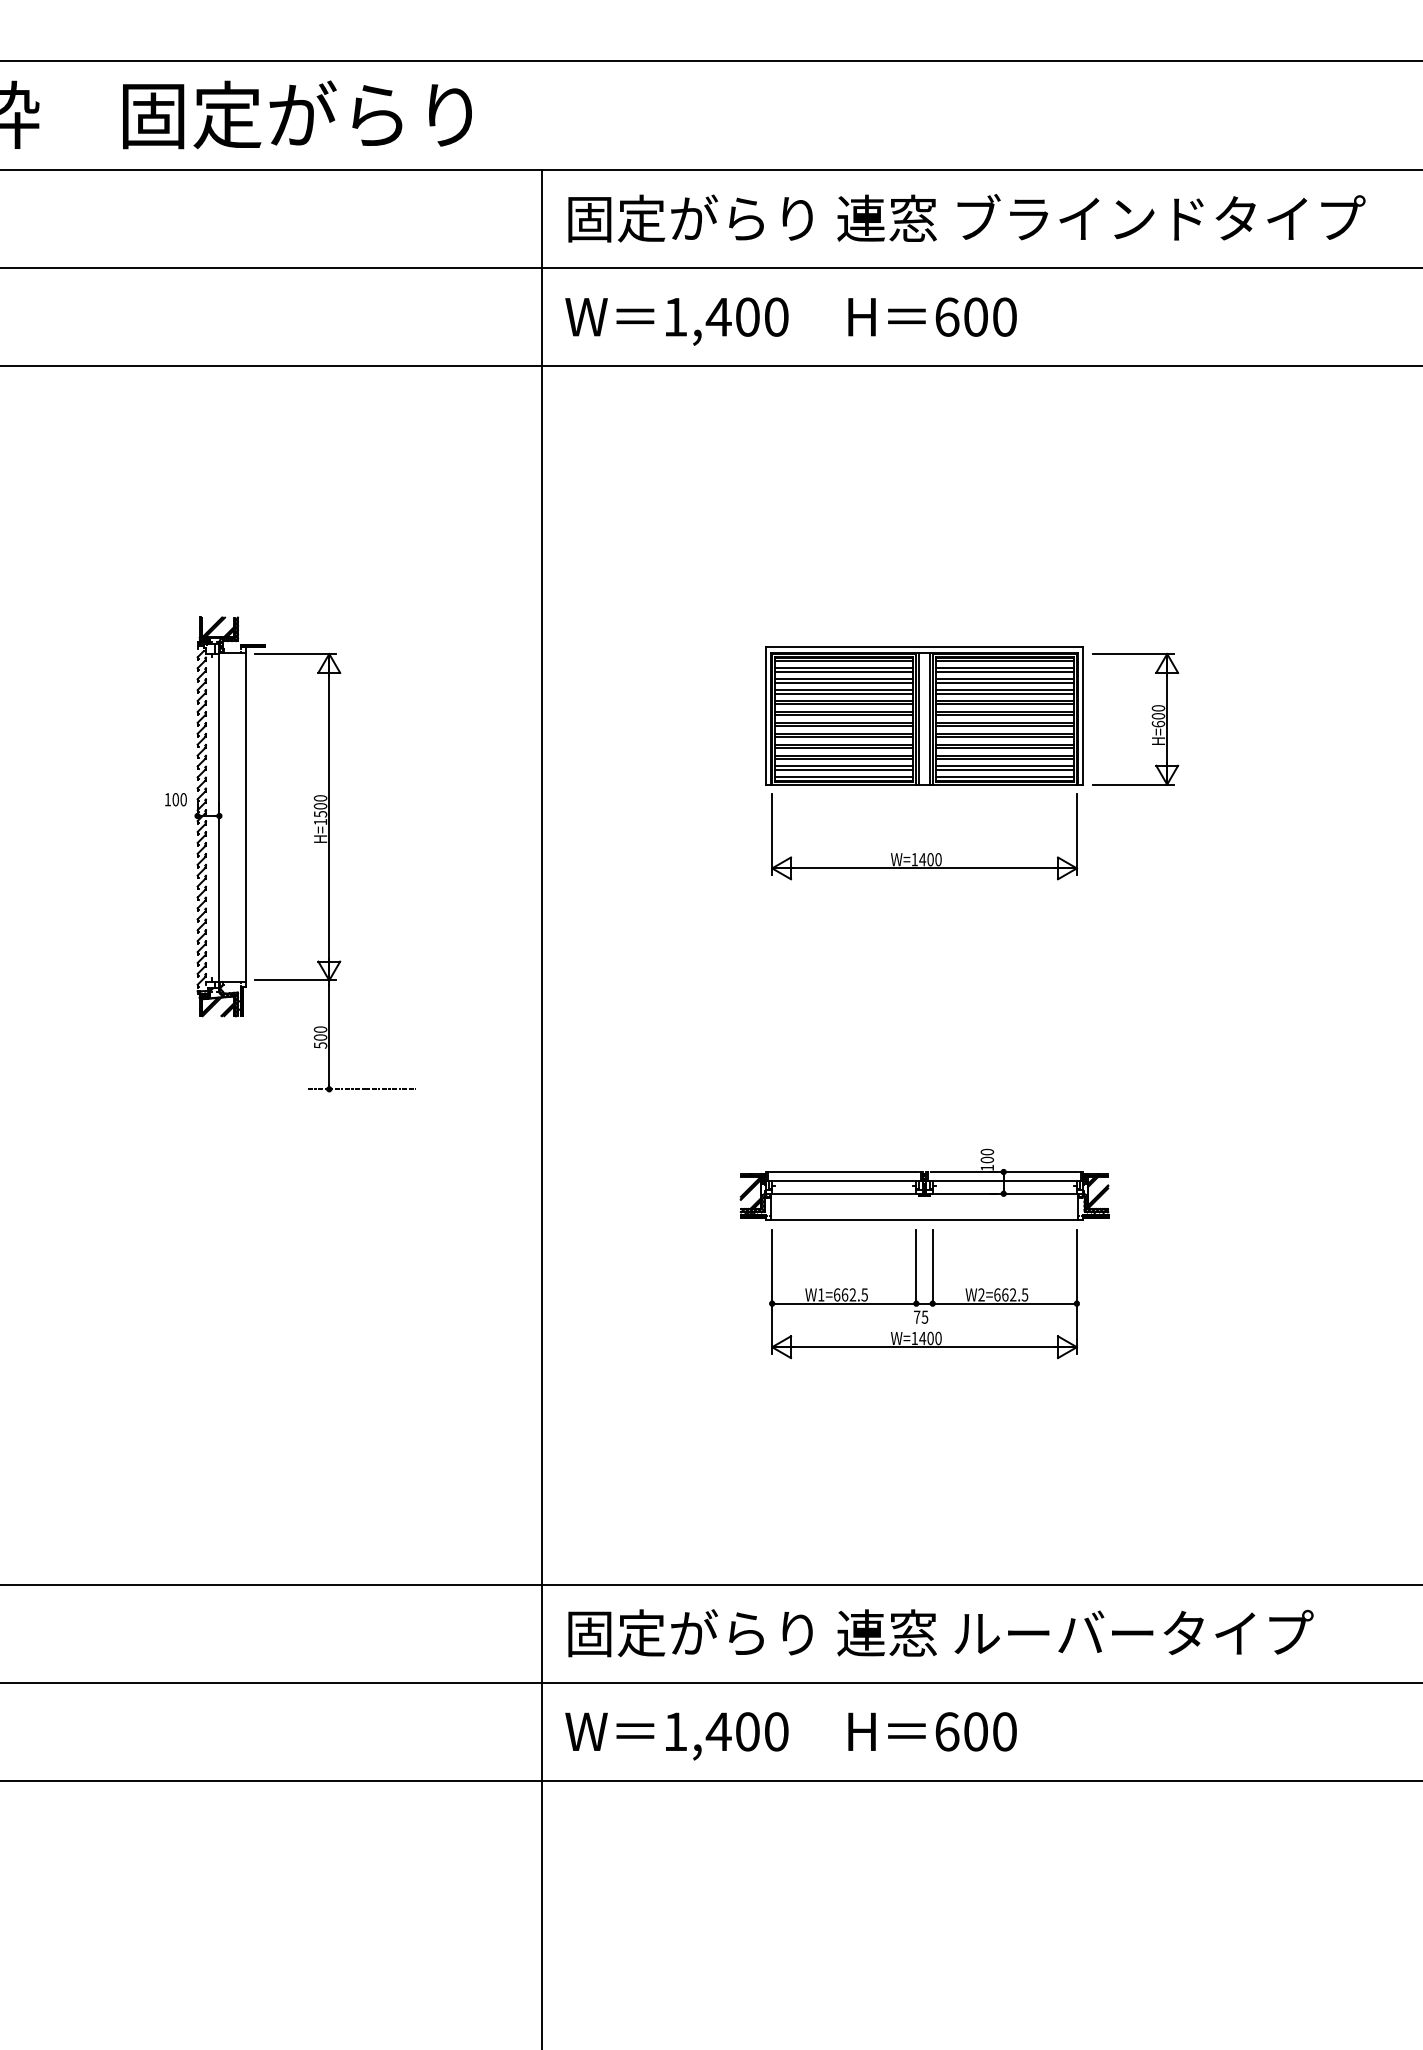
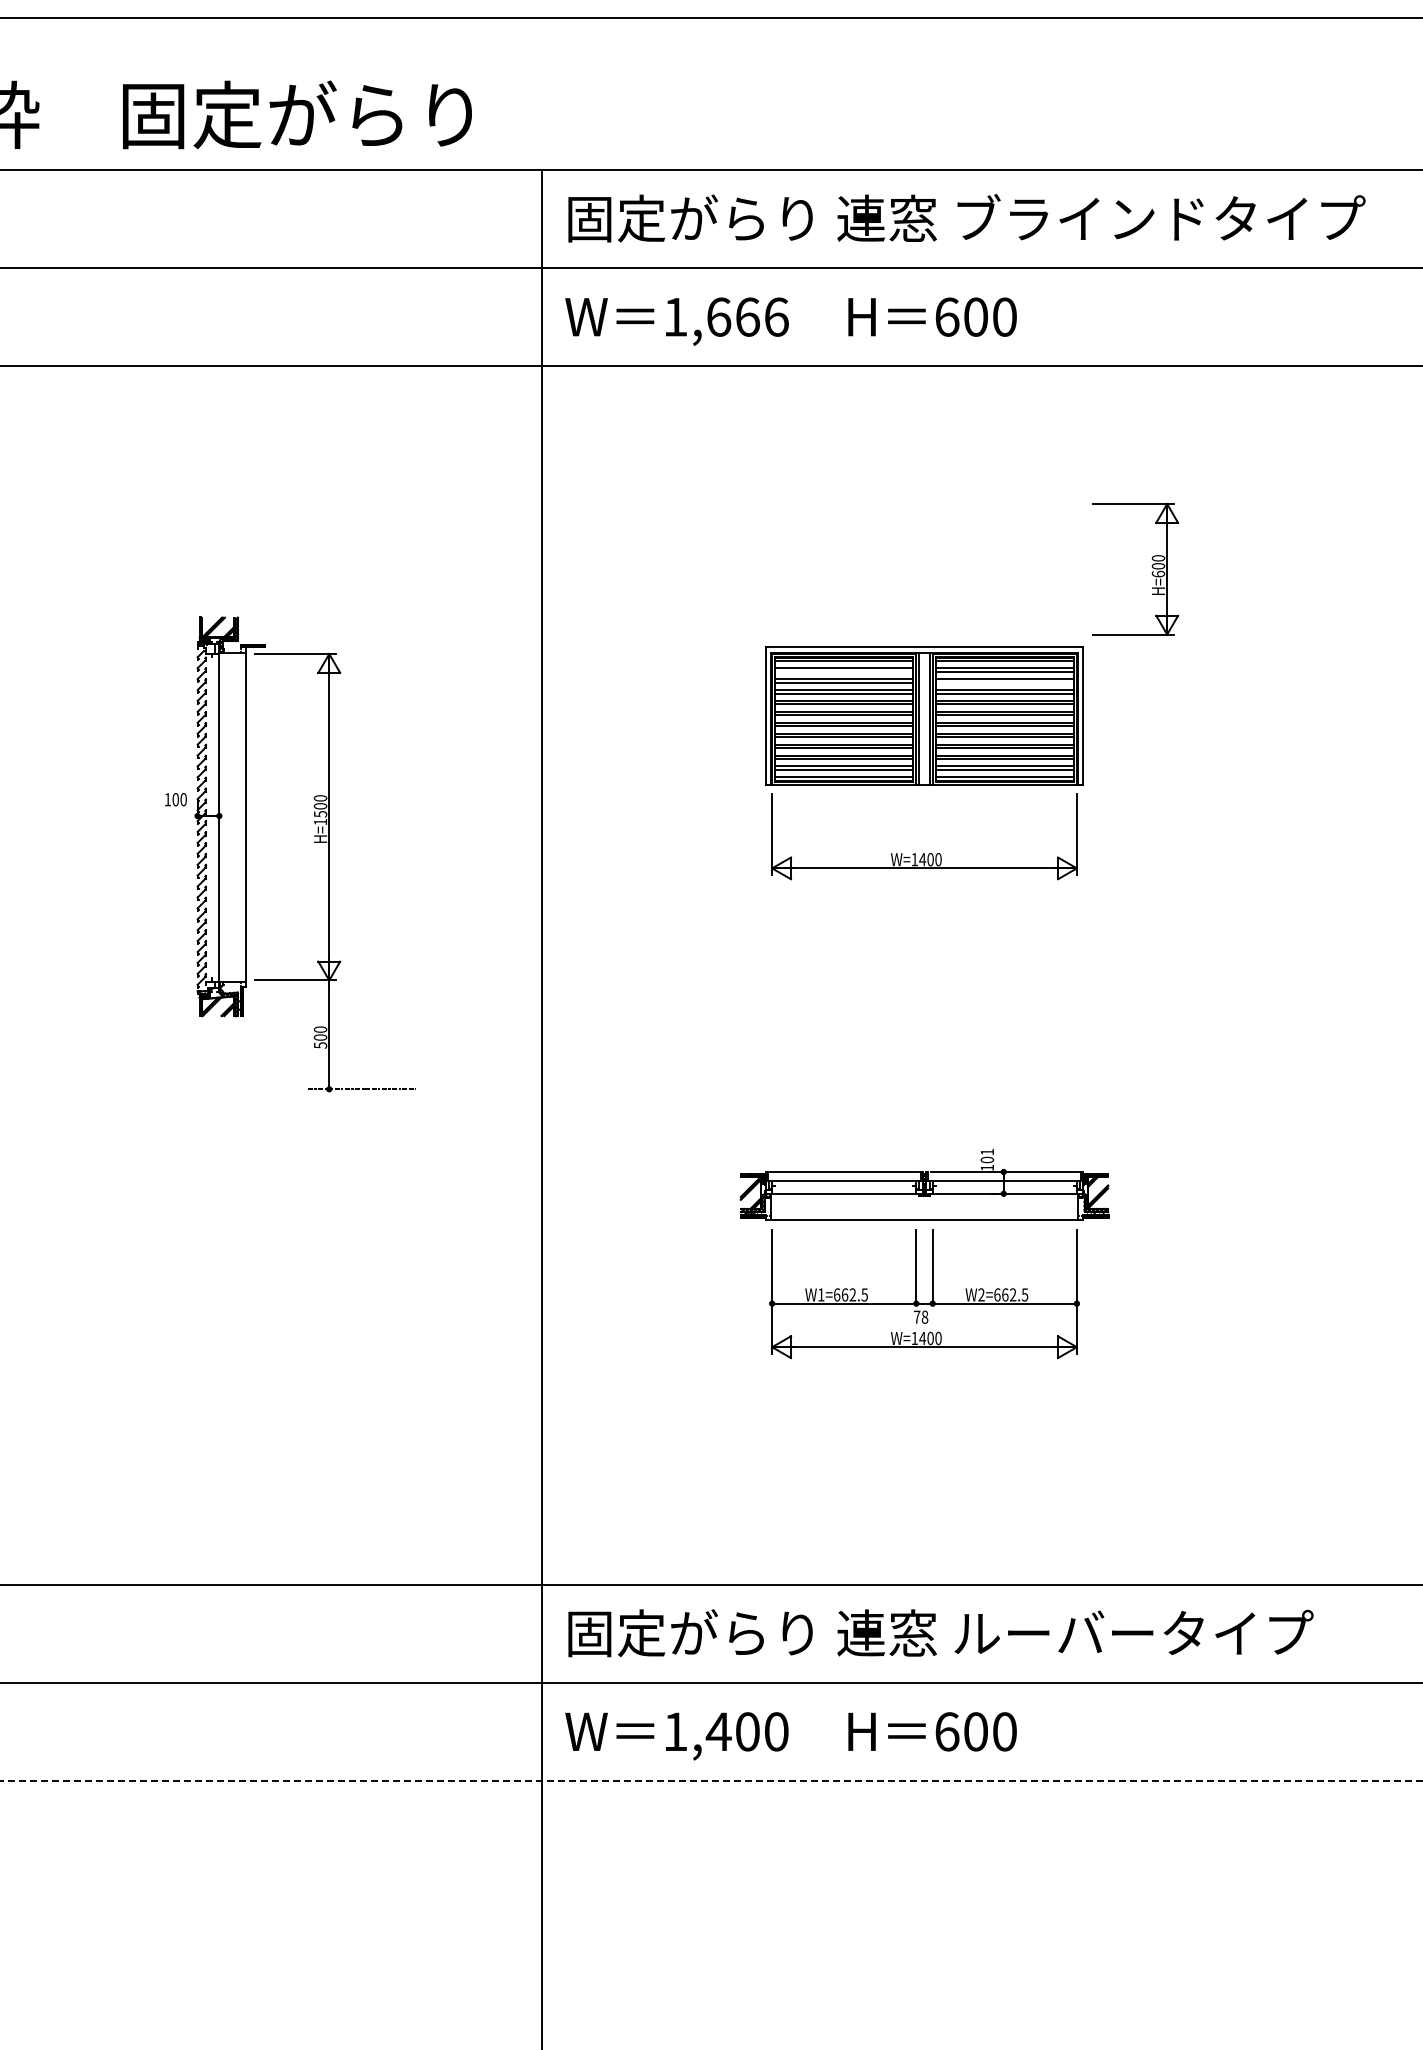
line position: (710, 61) -> (710, 18) (710, 18)
text: 1,400 -> 1,666 (746, 316)
line: present -> none (844, 671)
line: present -> none (1004, 682)
part position: (1151, 716) -> (1151, 566) (1151, 566)
text: 100 -> 101 (987, 1151)
text: 75 -> 78 (924, 1316)
line: solid -> dashed (712, 1780)
